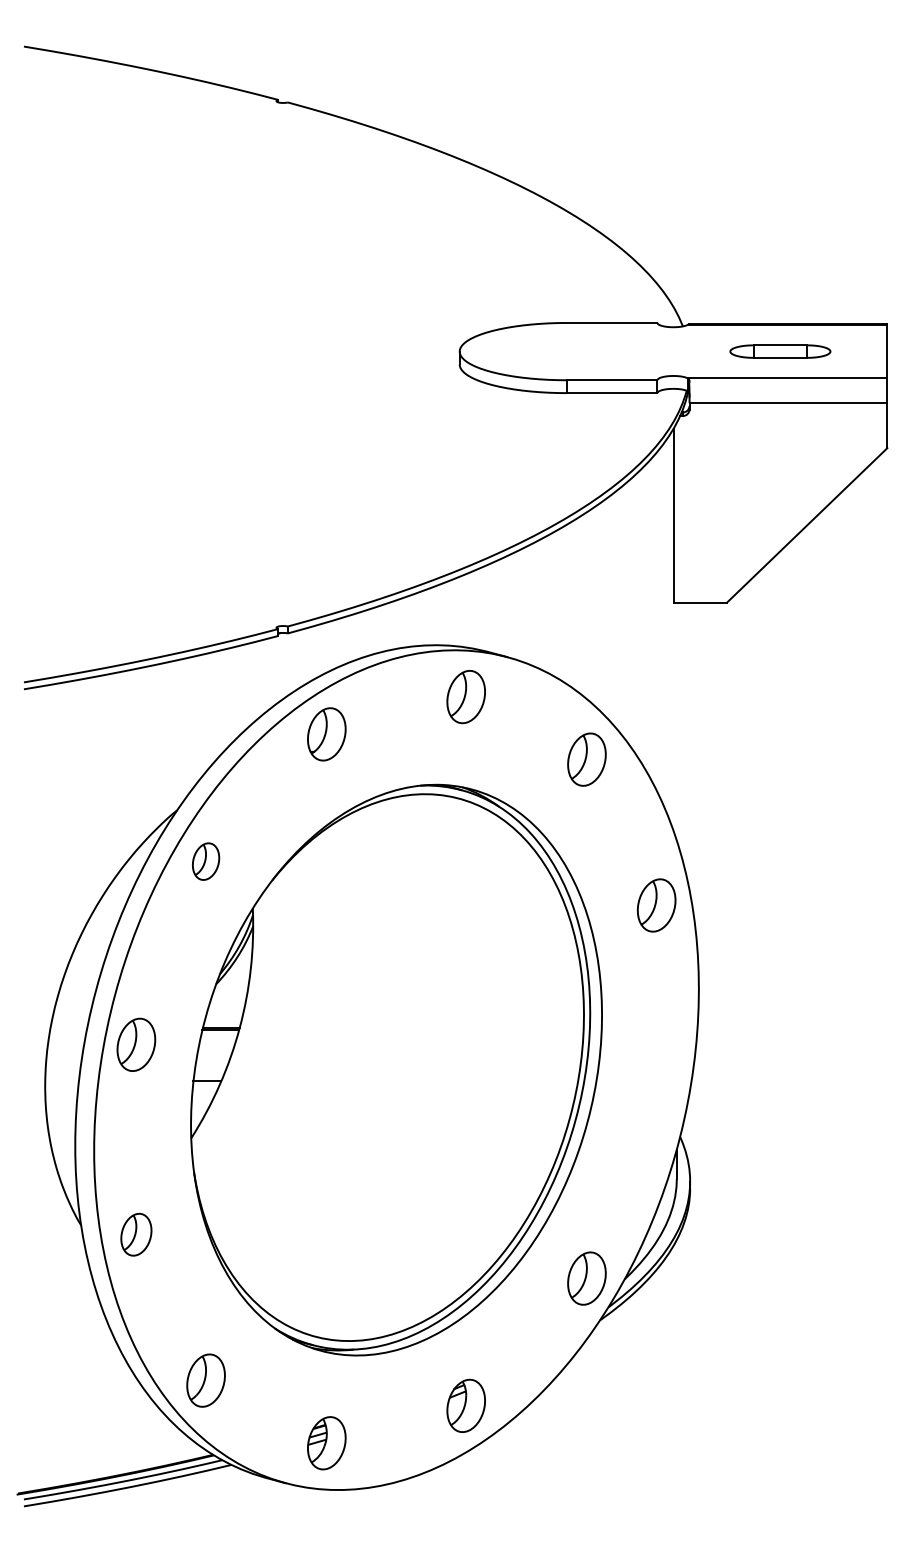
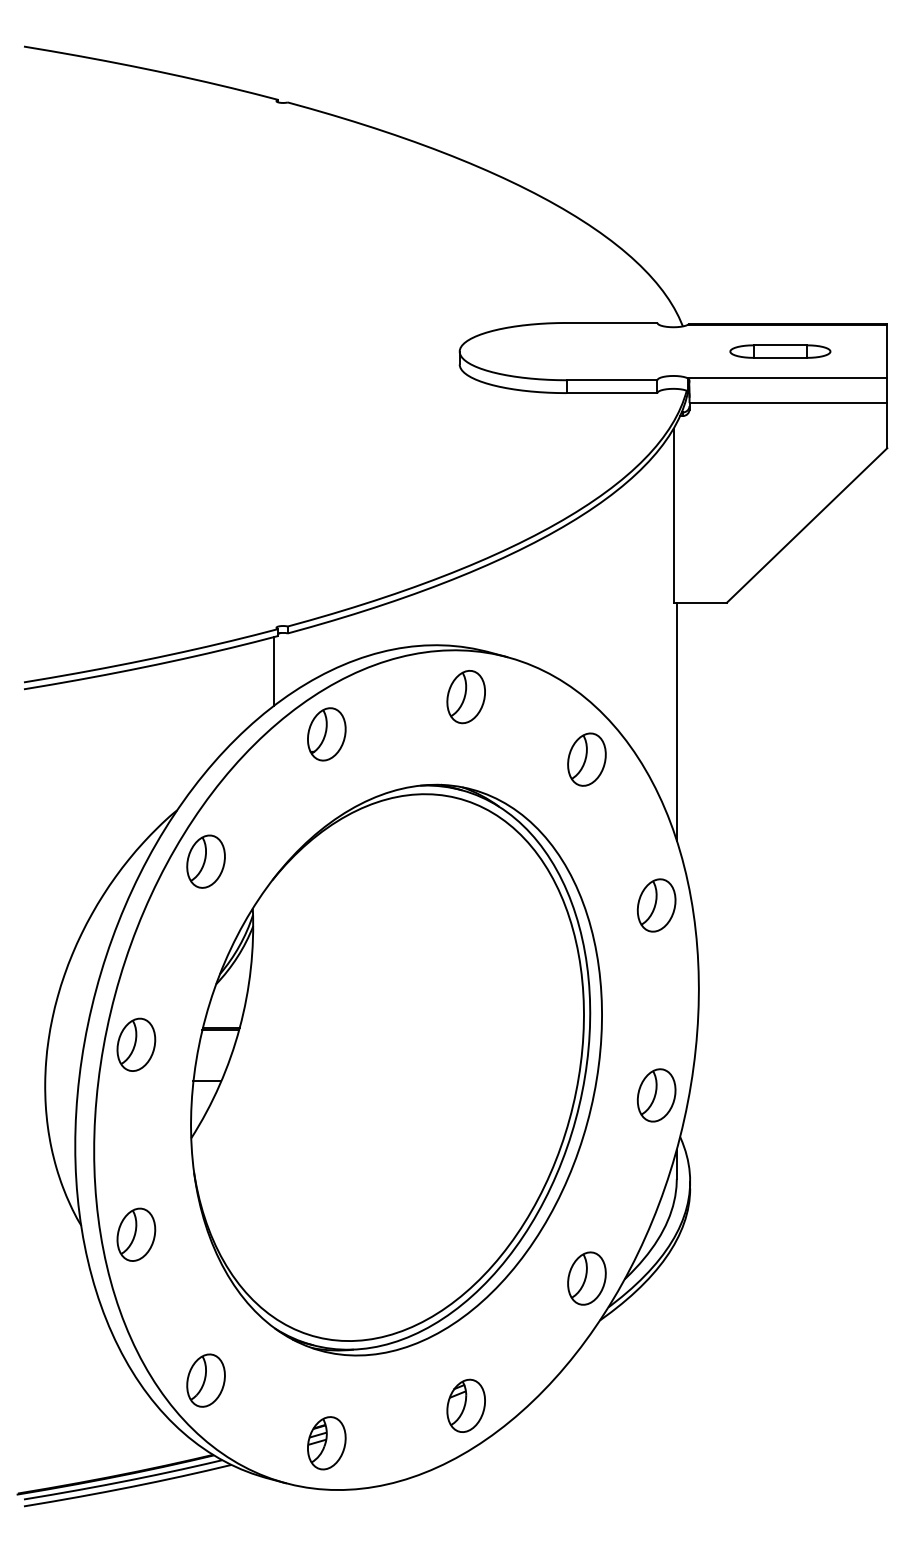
line: none -> present (273, 671)
line: none -> present (676, 721)
part size: 29x39 px -> 40x55 px (205, 861)
part: none -> present (656, 1095)
part size: 33x45 px -> 41x55 px (136, 1234)
